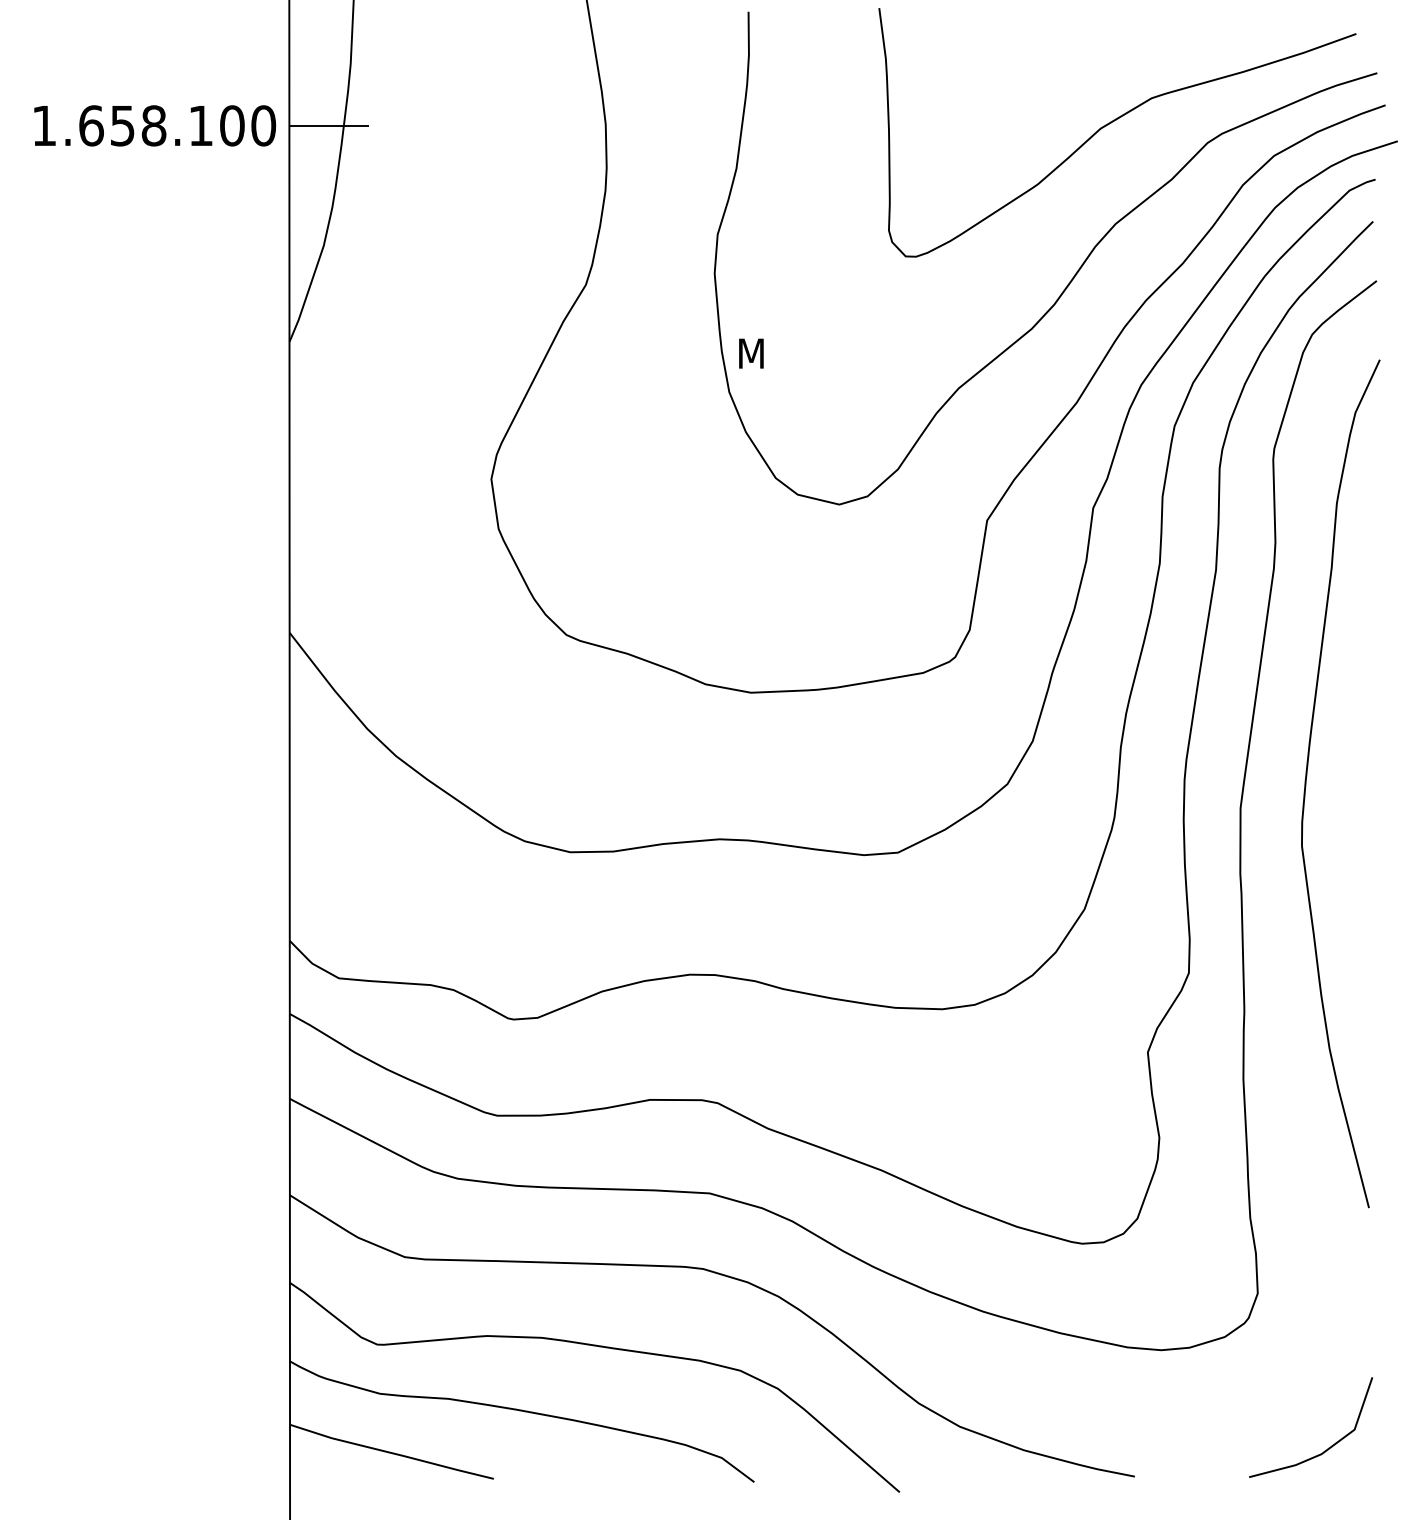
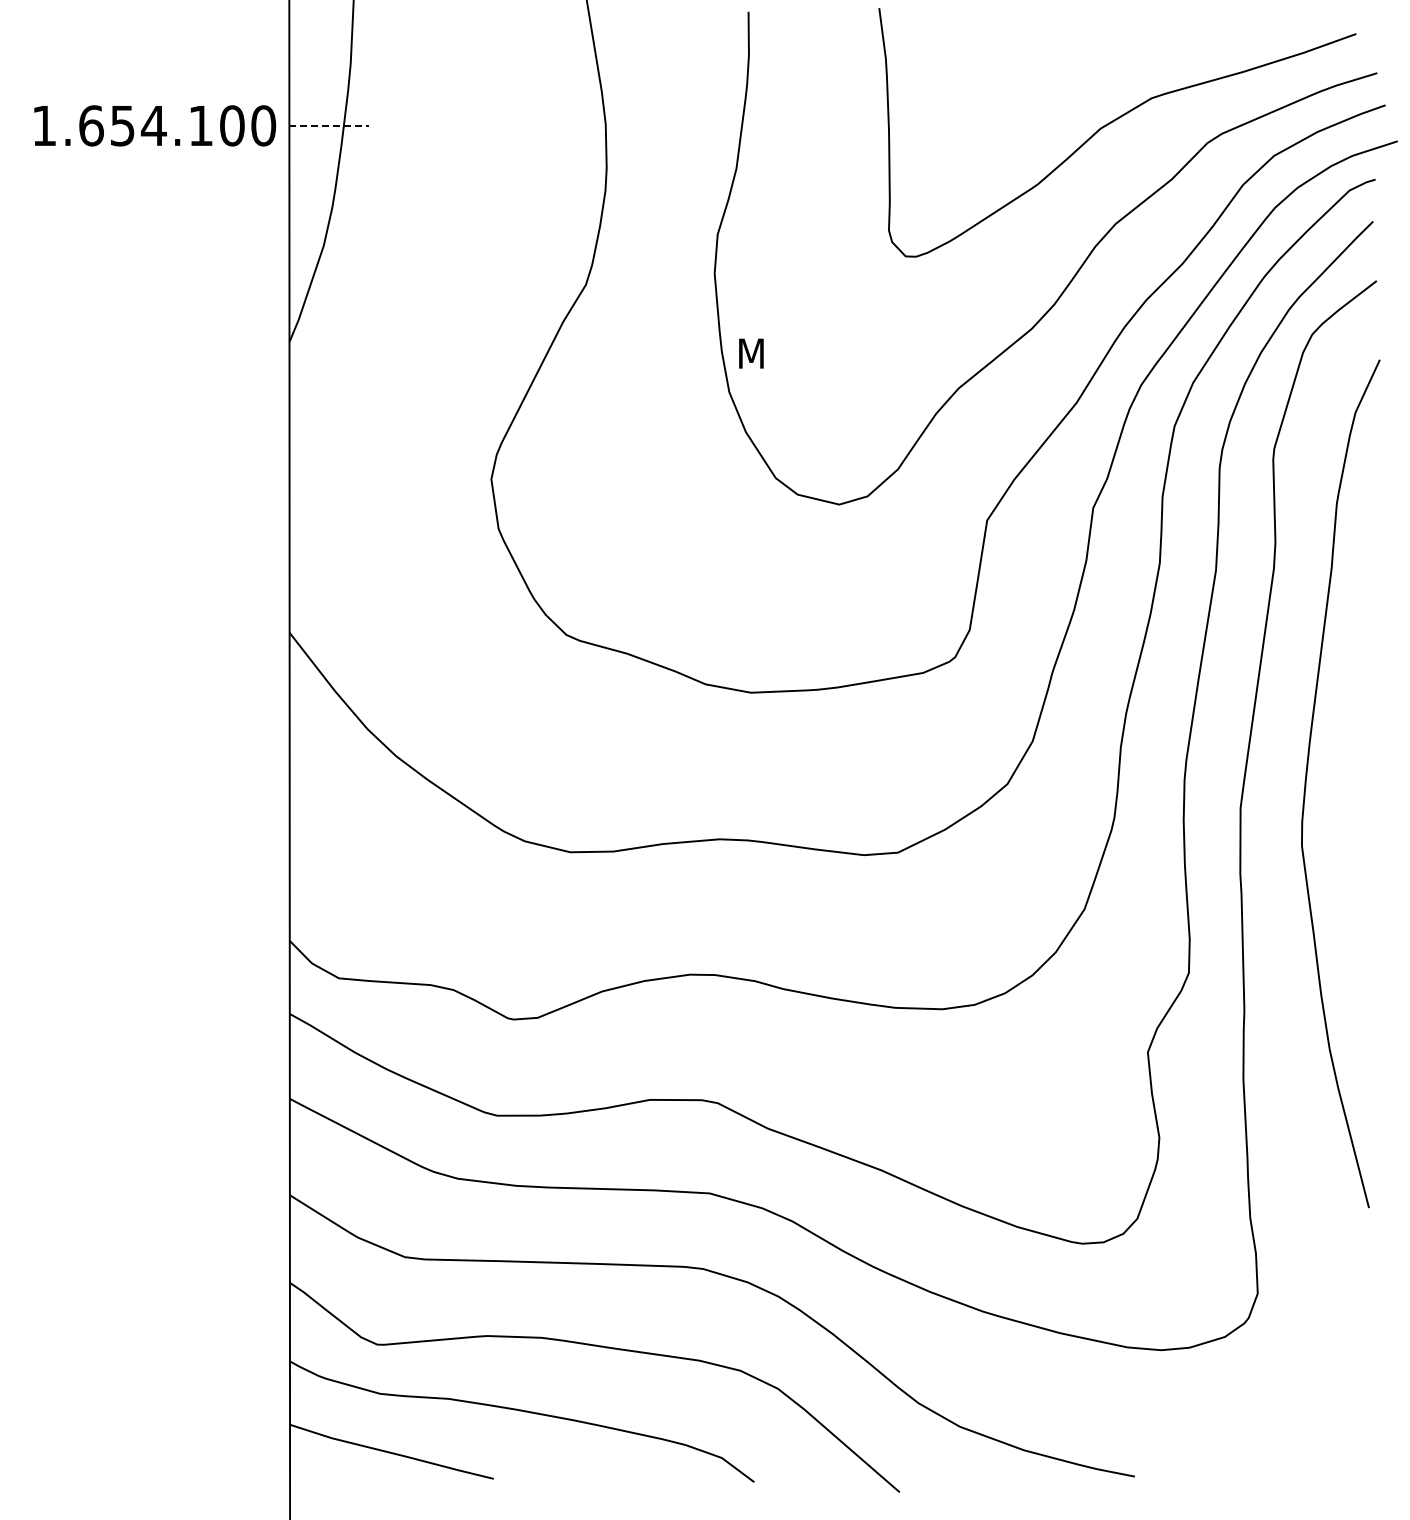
text: 1.658.100 -> 1.654.100 (153, 125)
line: solid -> dashed (329, 125)
line: present -> none (1328, 1447)
